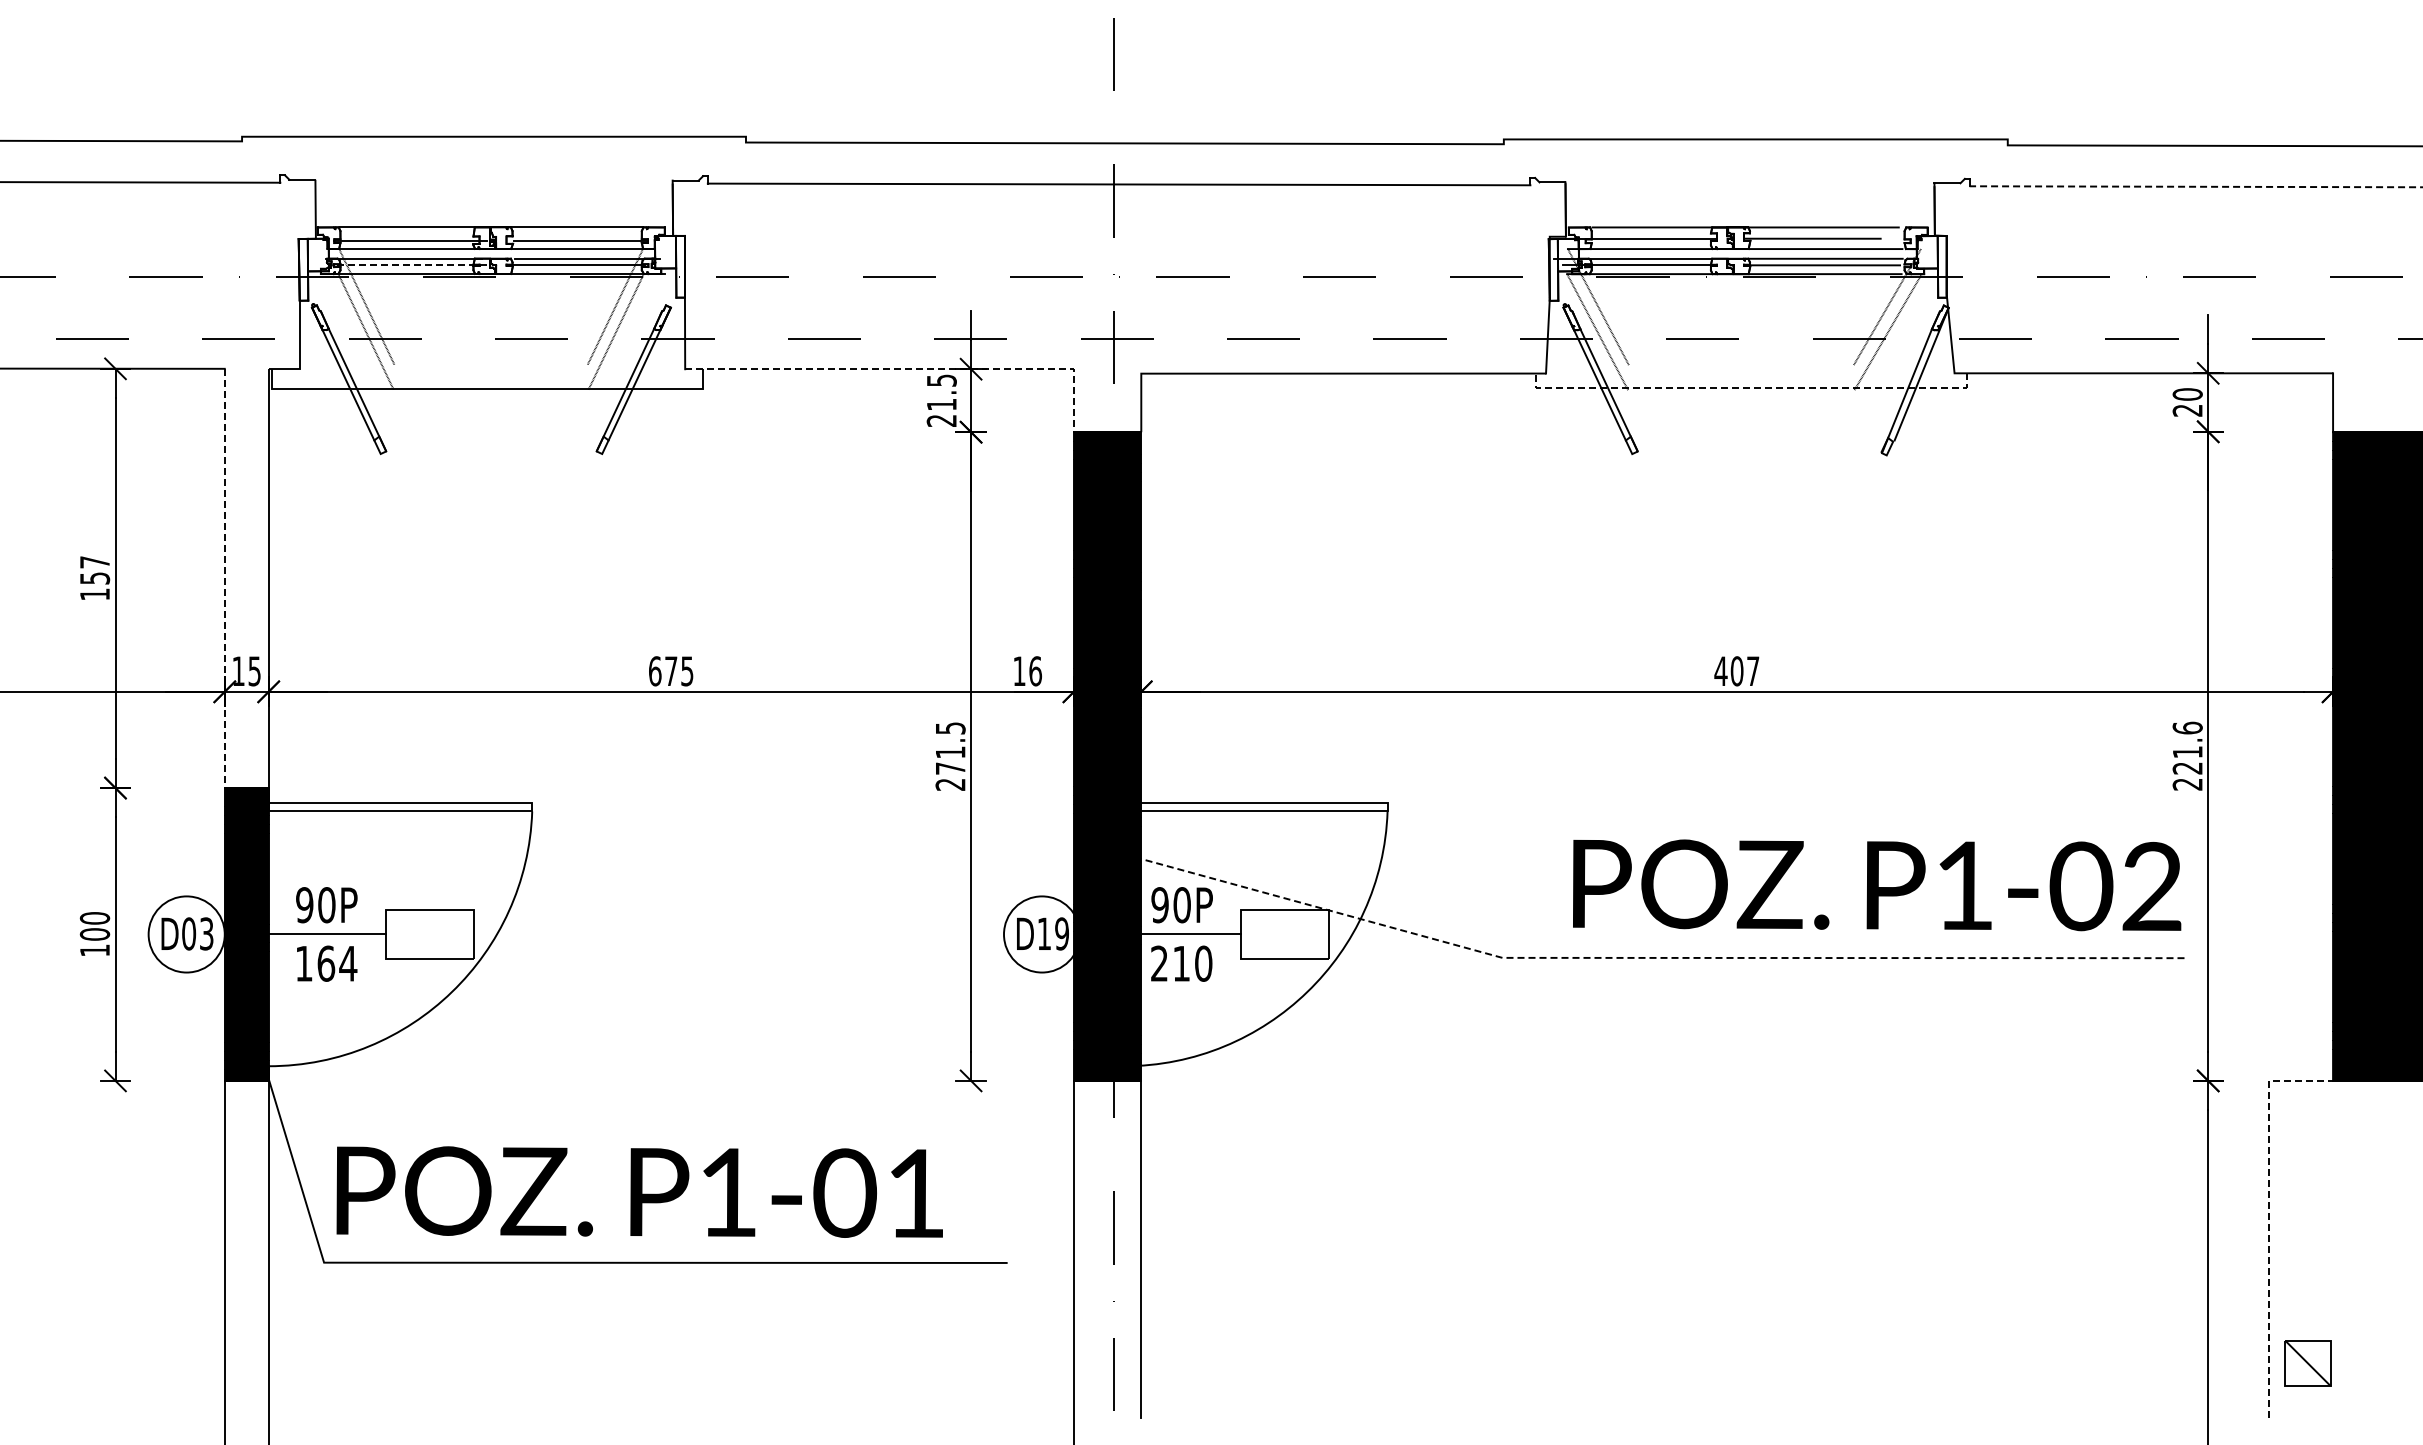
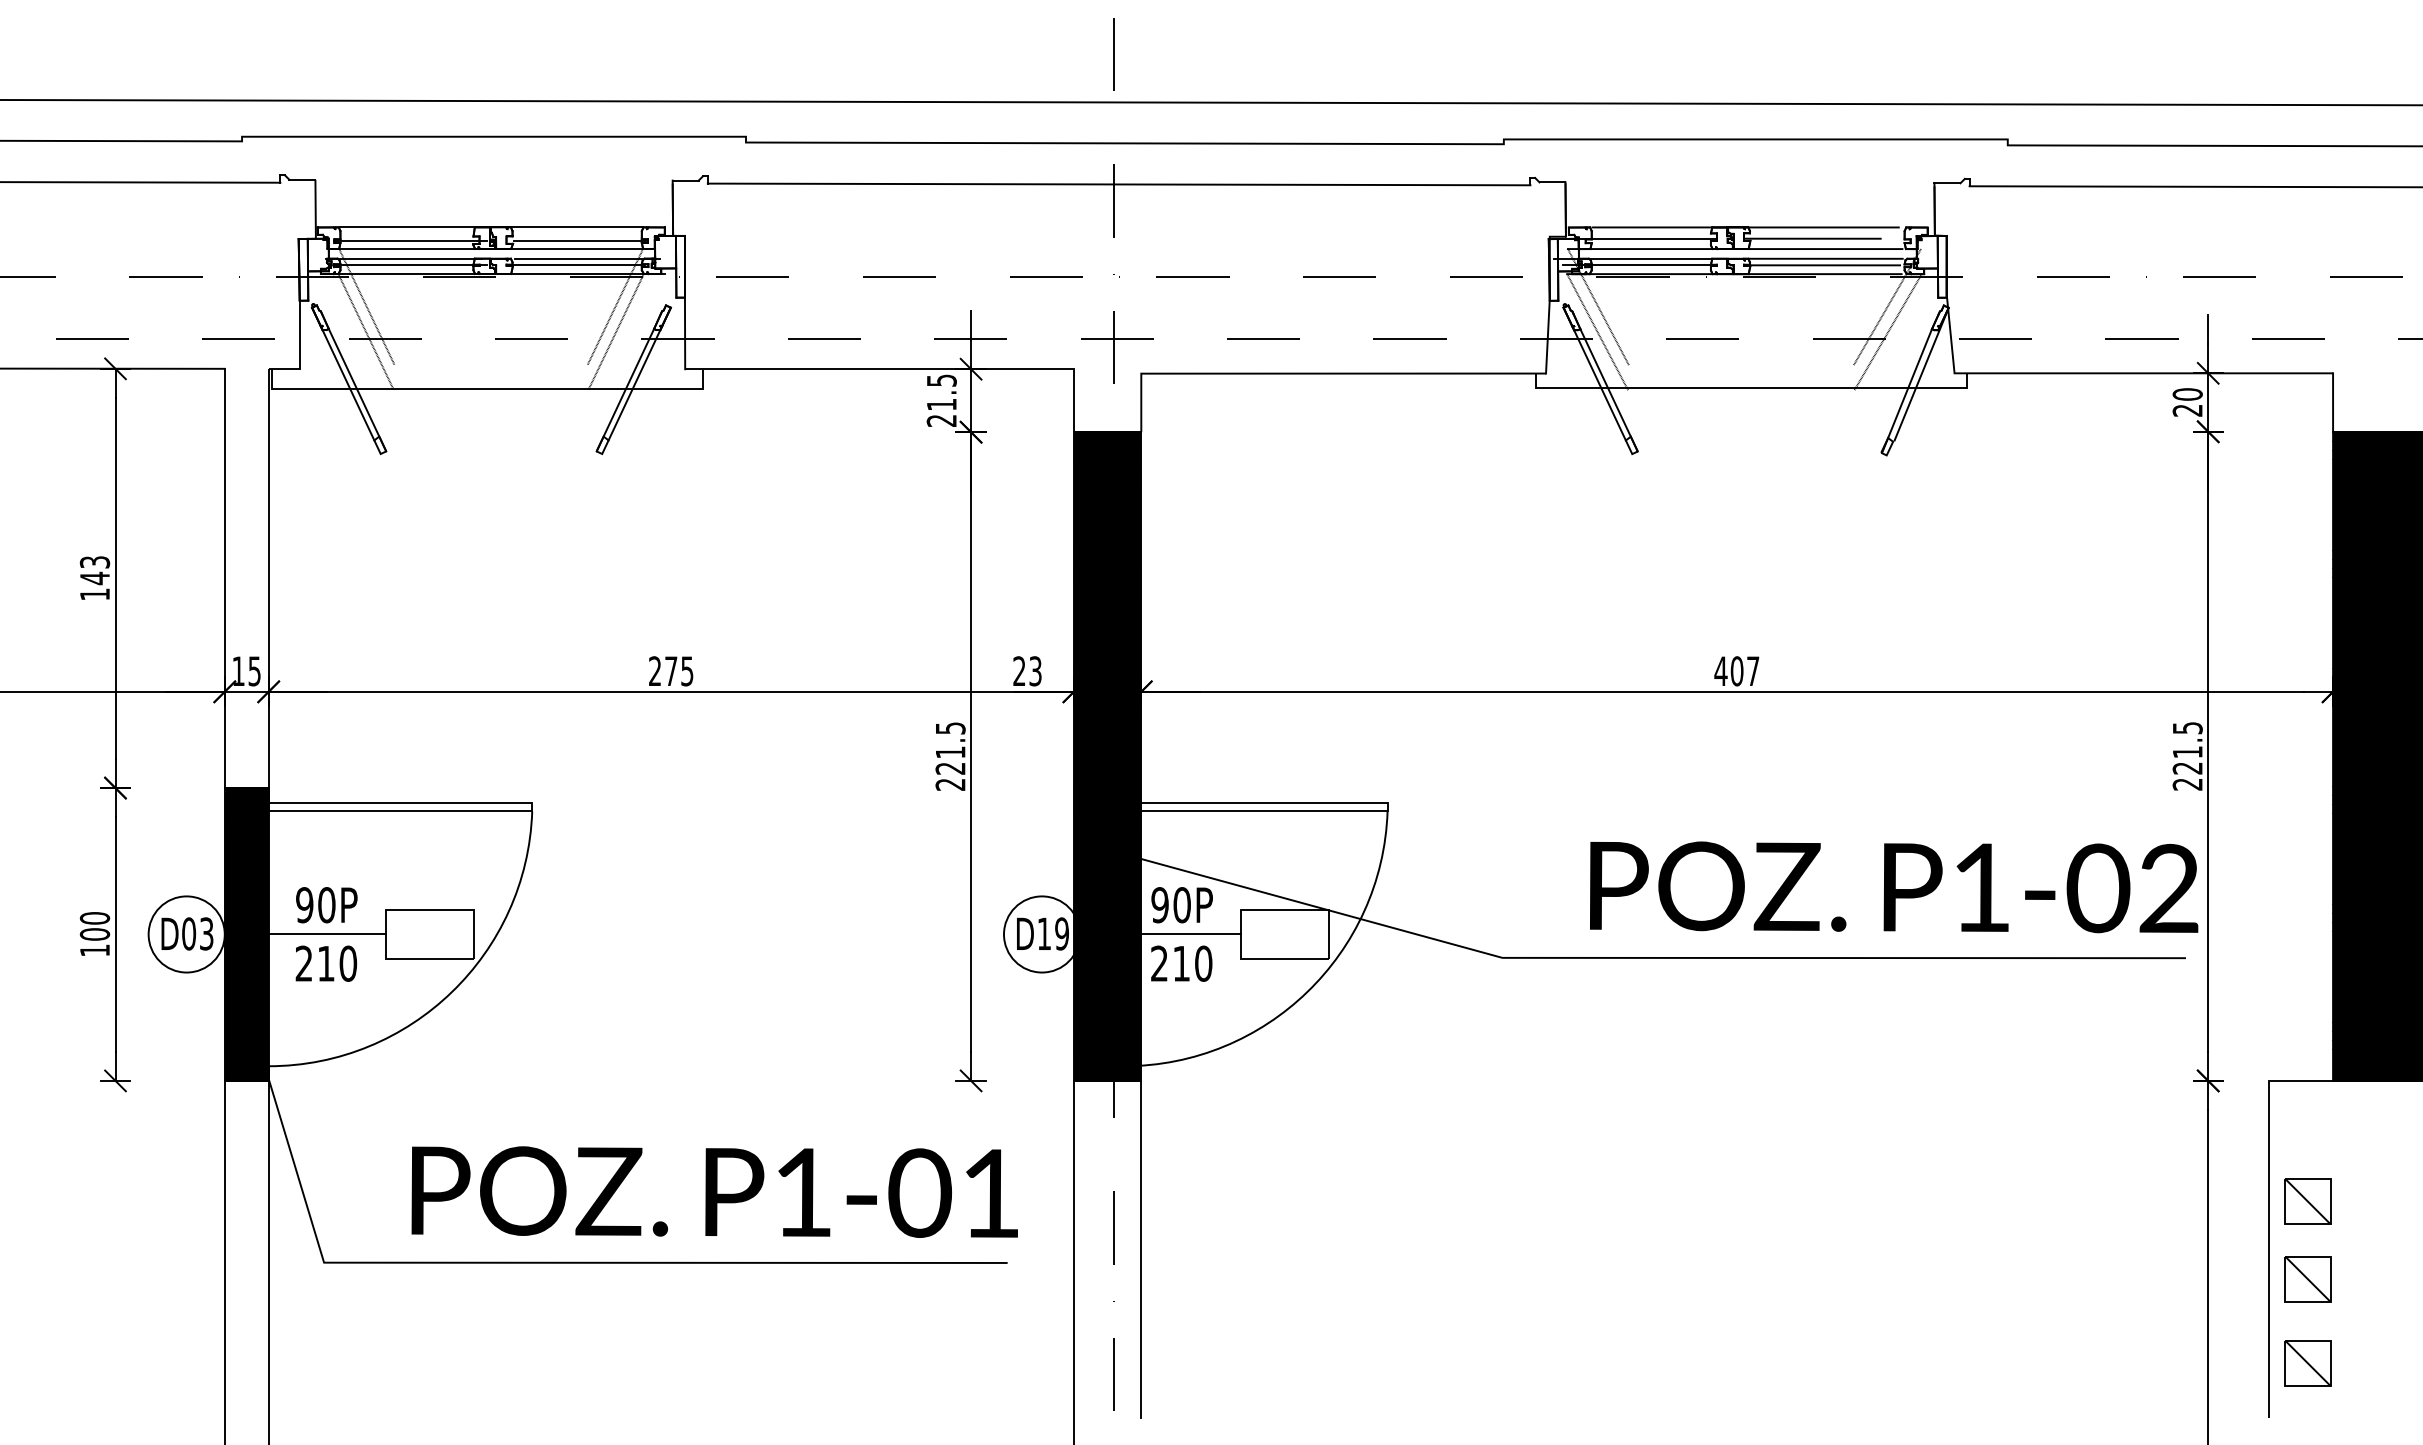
line: none -> present (1210, 102)
line: dashed -> solid (2195, 186)
line: dashed -> solid (410, 265)
line: dashed -> solid (912, 369)
line: dashed -> solid (1751, 387)
text: 157 -> 143 (94, 570)
line: dashed -> solid (224, 578)
text: 675 -> 275 (655, 671)
text: 16 -> 23 (1027, 671)
text: 221.6 -> 221.5 (2187, 727)
text: 271.5 -> 221.5 (950, 768)
text position: (1877, 885) -> (1894, 887) (1894, 887)
line: dashed -> solid (1642, 957)
text: 164 -> 210 (326, 963)
text position: (639, 1191) -> (714, 1191) (714, 1191)
part: none -> present (2307, 1201)
line: dashed -> solid (2268, 1215)
part: none -> present (2307, 1279)
